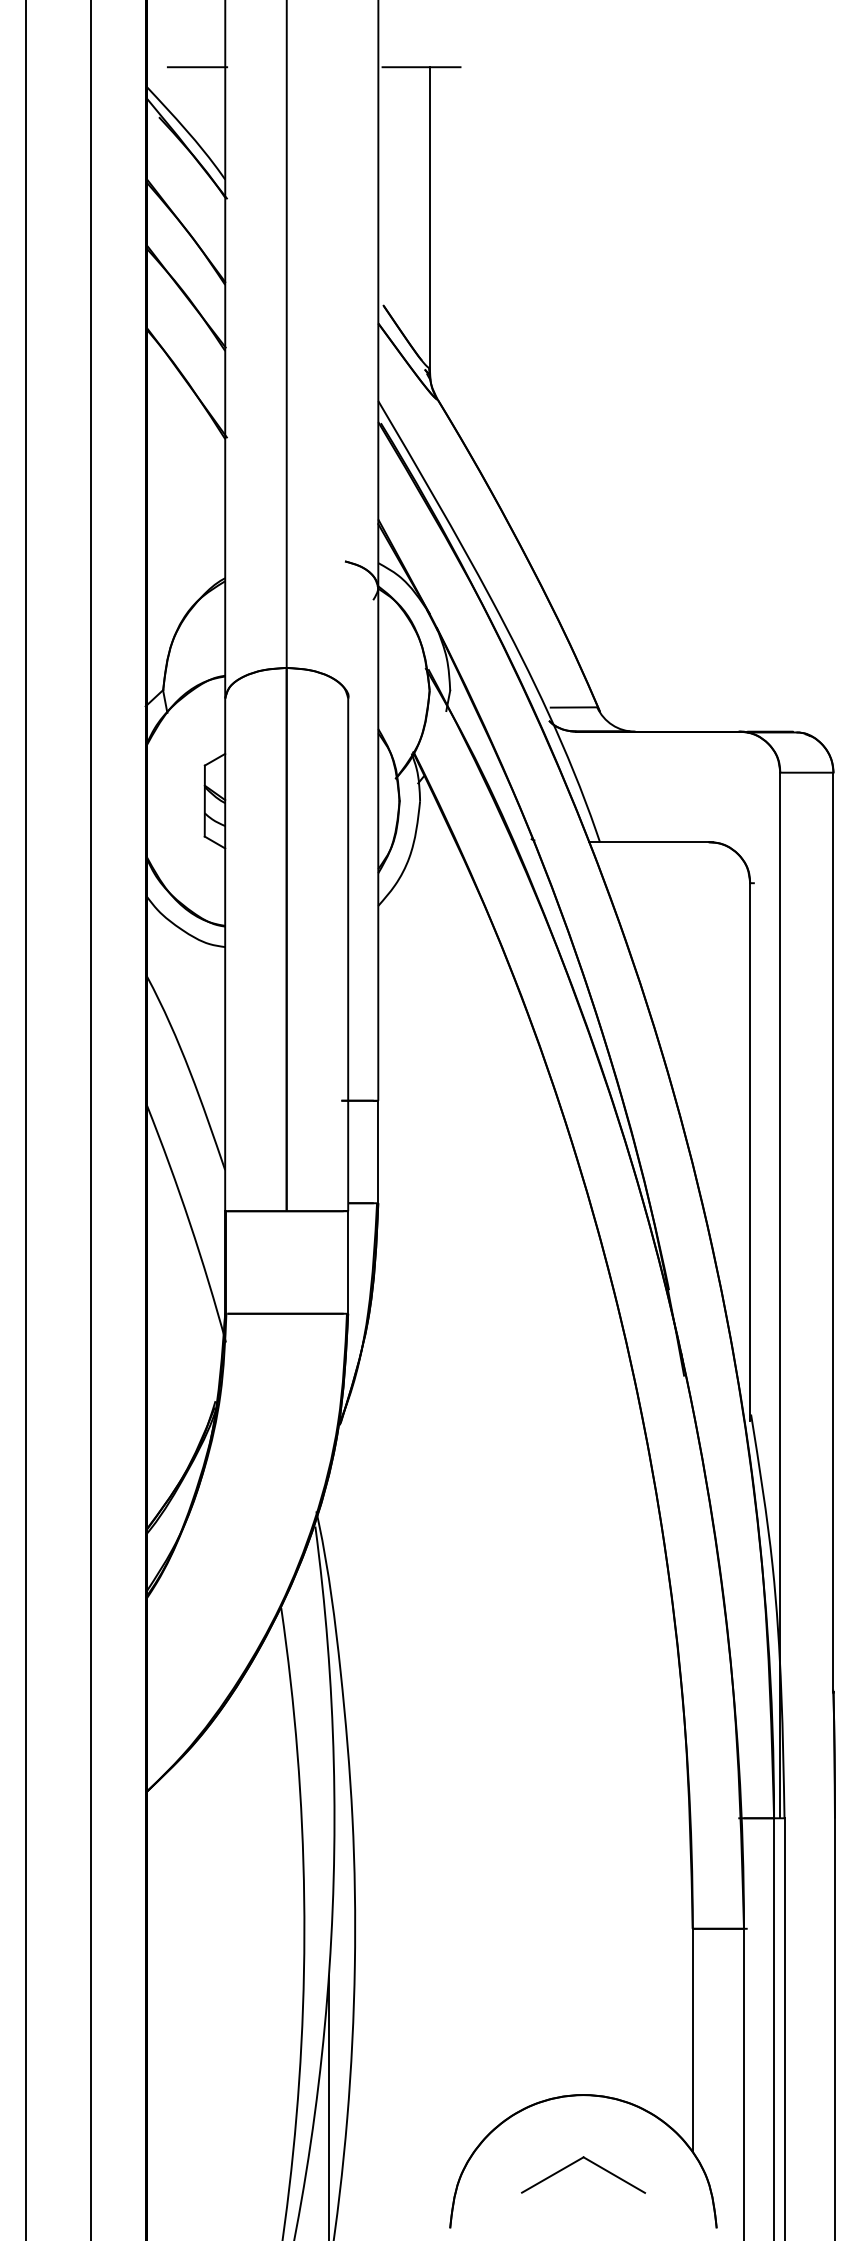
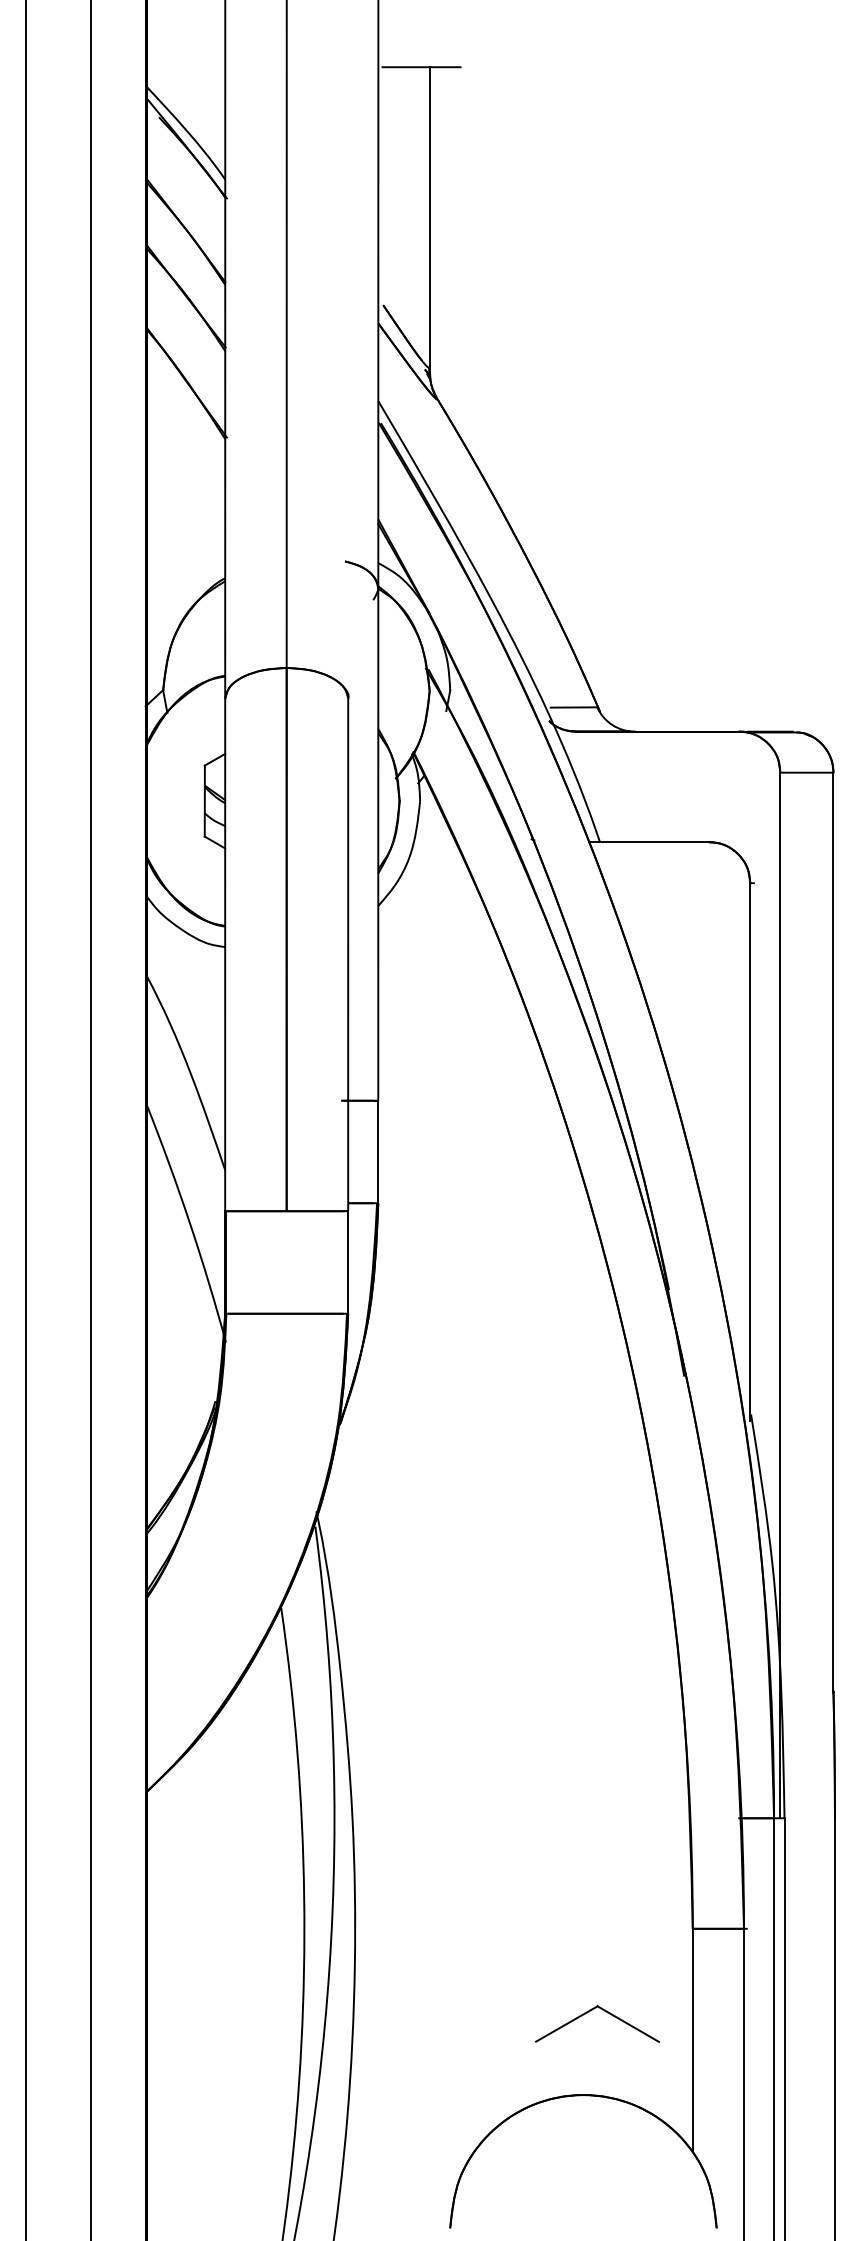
line: present -> none (197, 67)
line: present -> none (328, 2106)
part position: (576, 2162) -> (590, 2011) (590, 2011)
